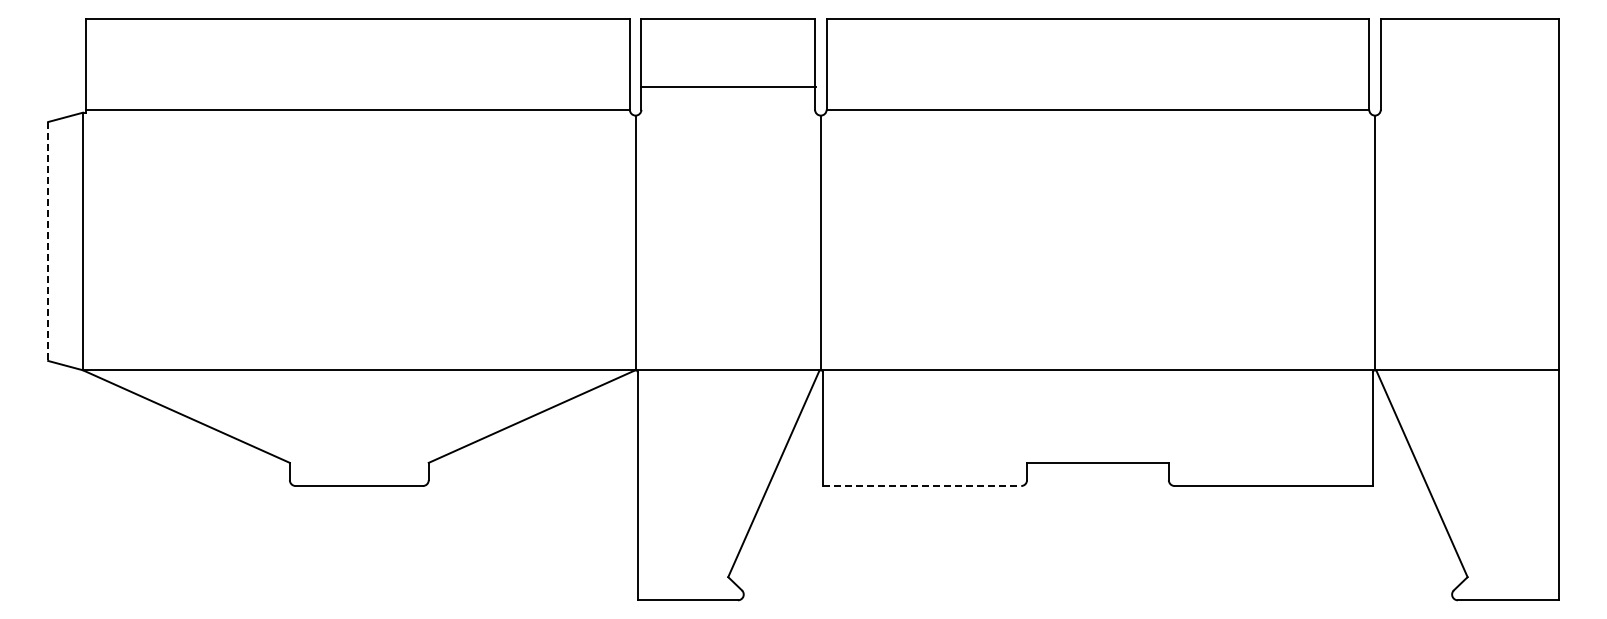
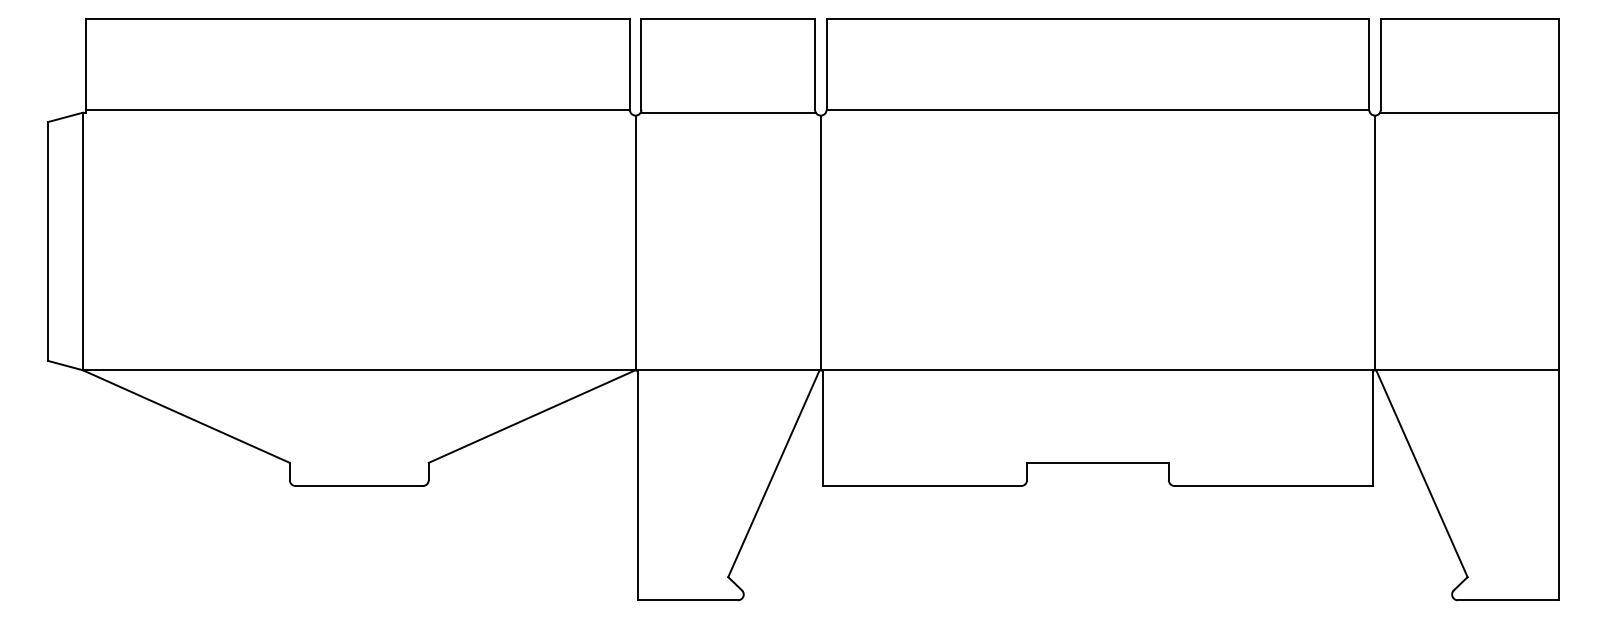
line position: (727, 86) -> (727, 112) (727, 112)
line: none -> present (1469, 112)
line: dashed -> solid (48, 242)
line: dashed -> solid (922, 486)
